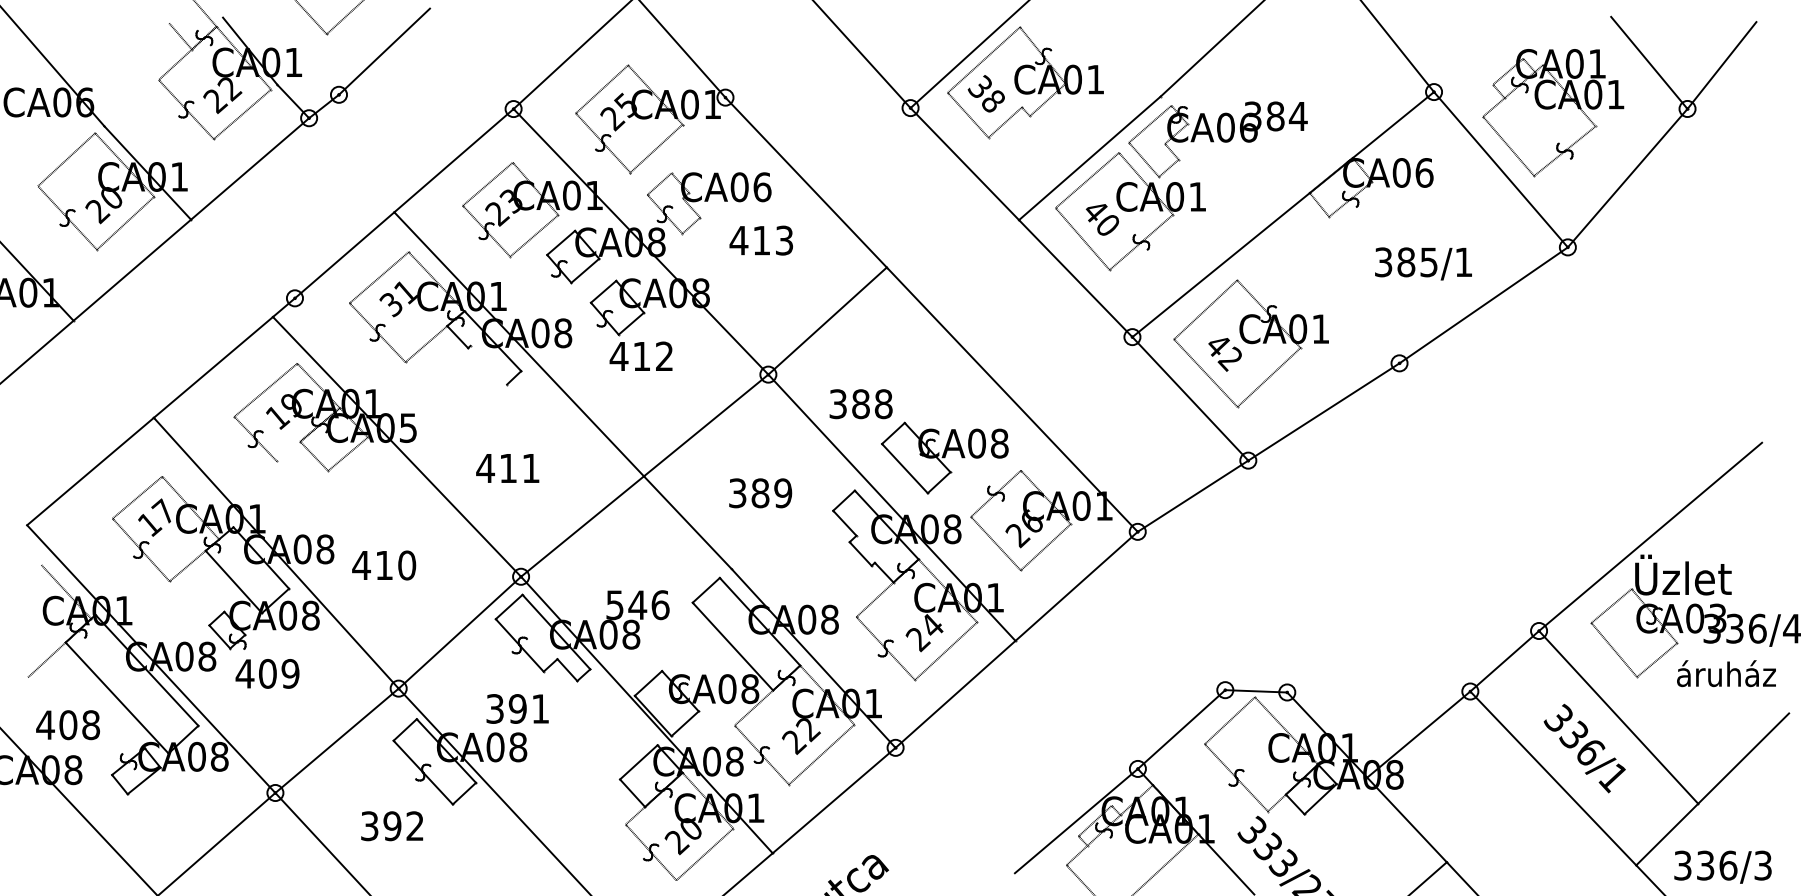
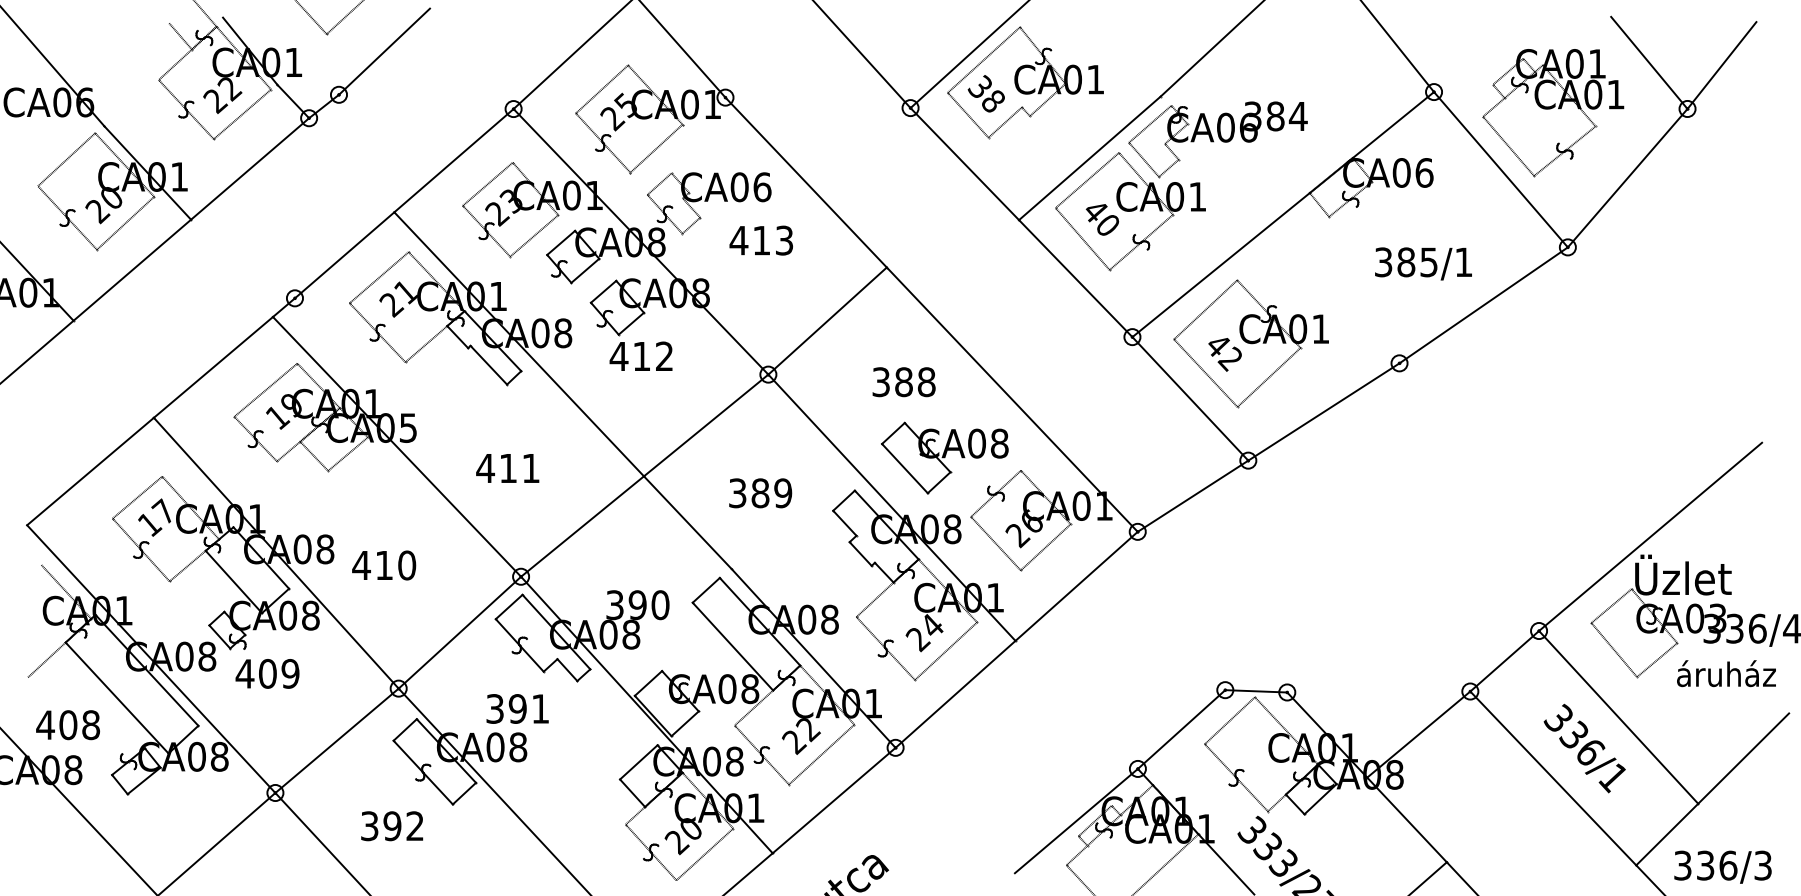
text: 31 -> 21 (391, 305)
line: none -> present (488, 364)
text position: (860, 404) -> (903, 382) (903, 382)
line: none -> present (288, 451)
text: 546 -> 390 (638, 605)
